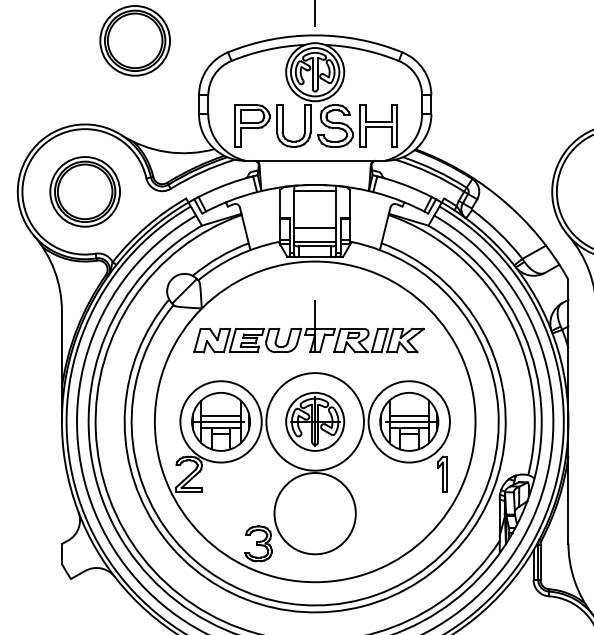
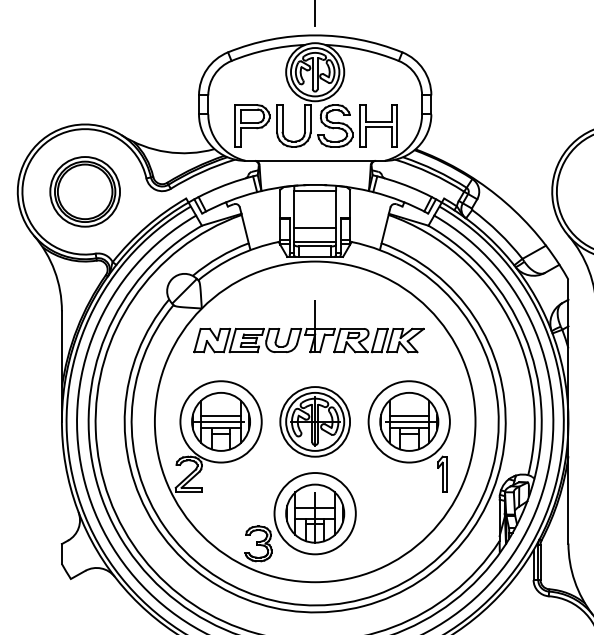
part: present -> none (134, 40)
circle diameter: 98 px -> 70 px (315, 421)
part: none -> present (315, 513)
